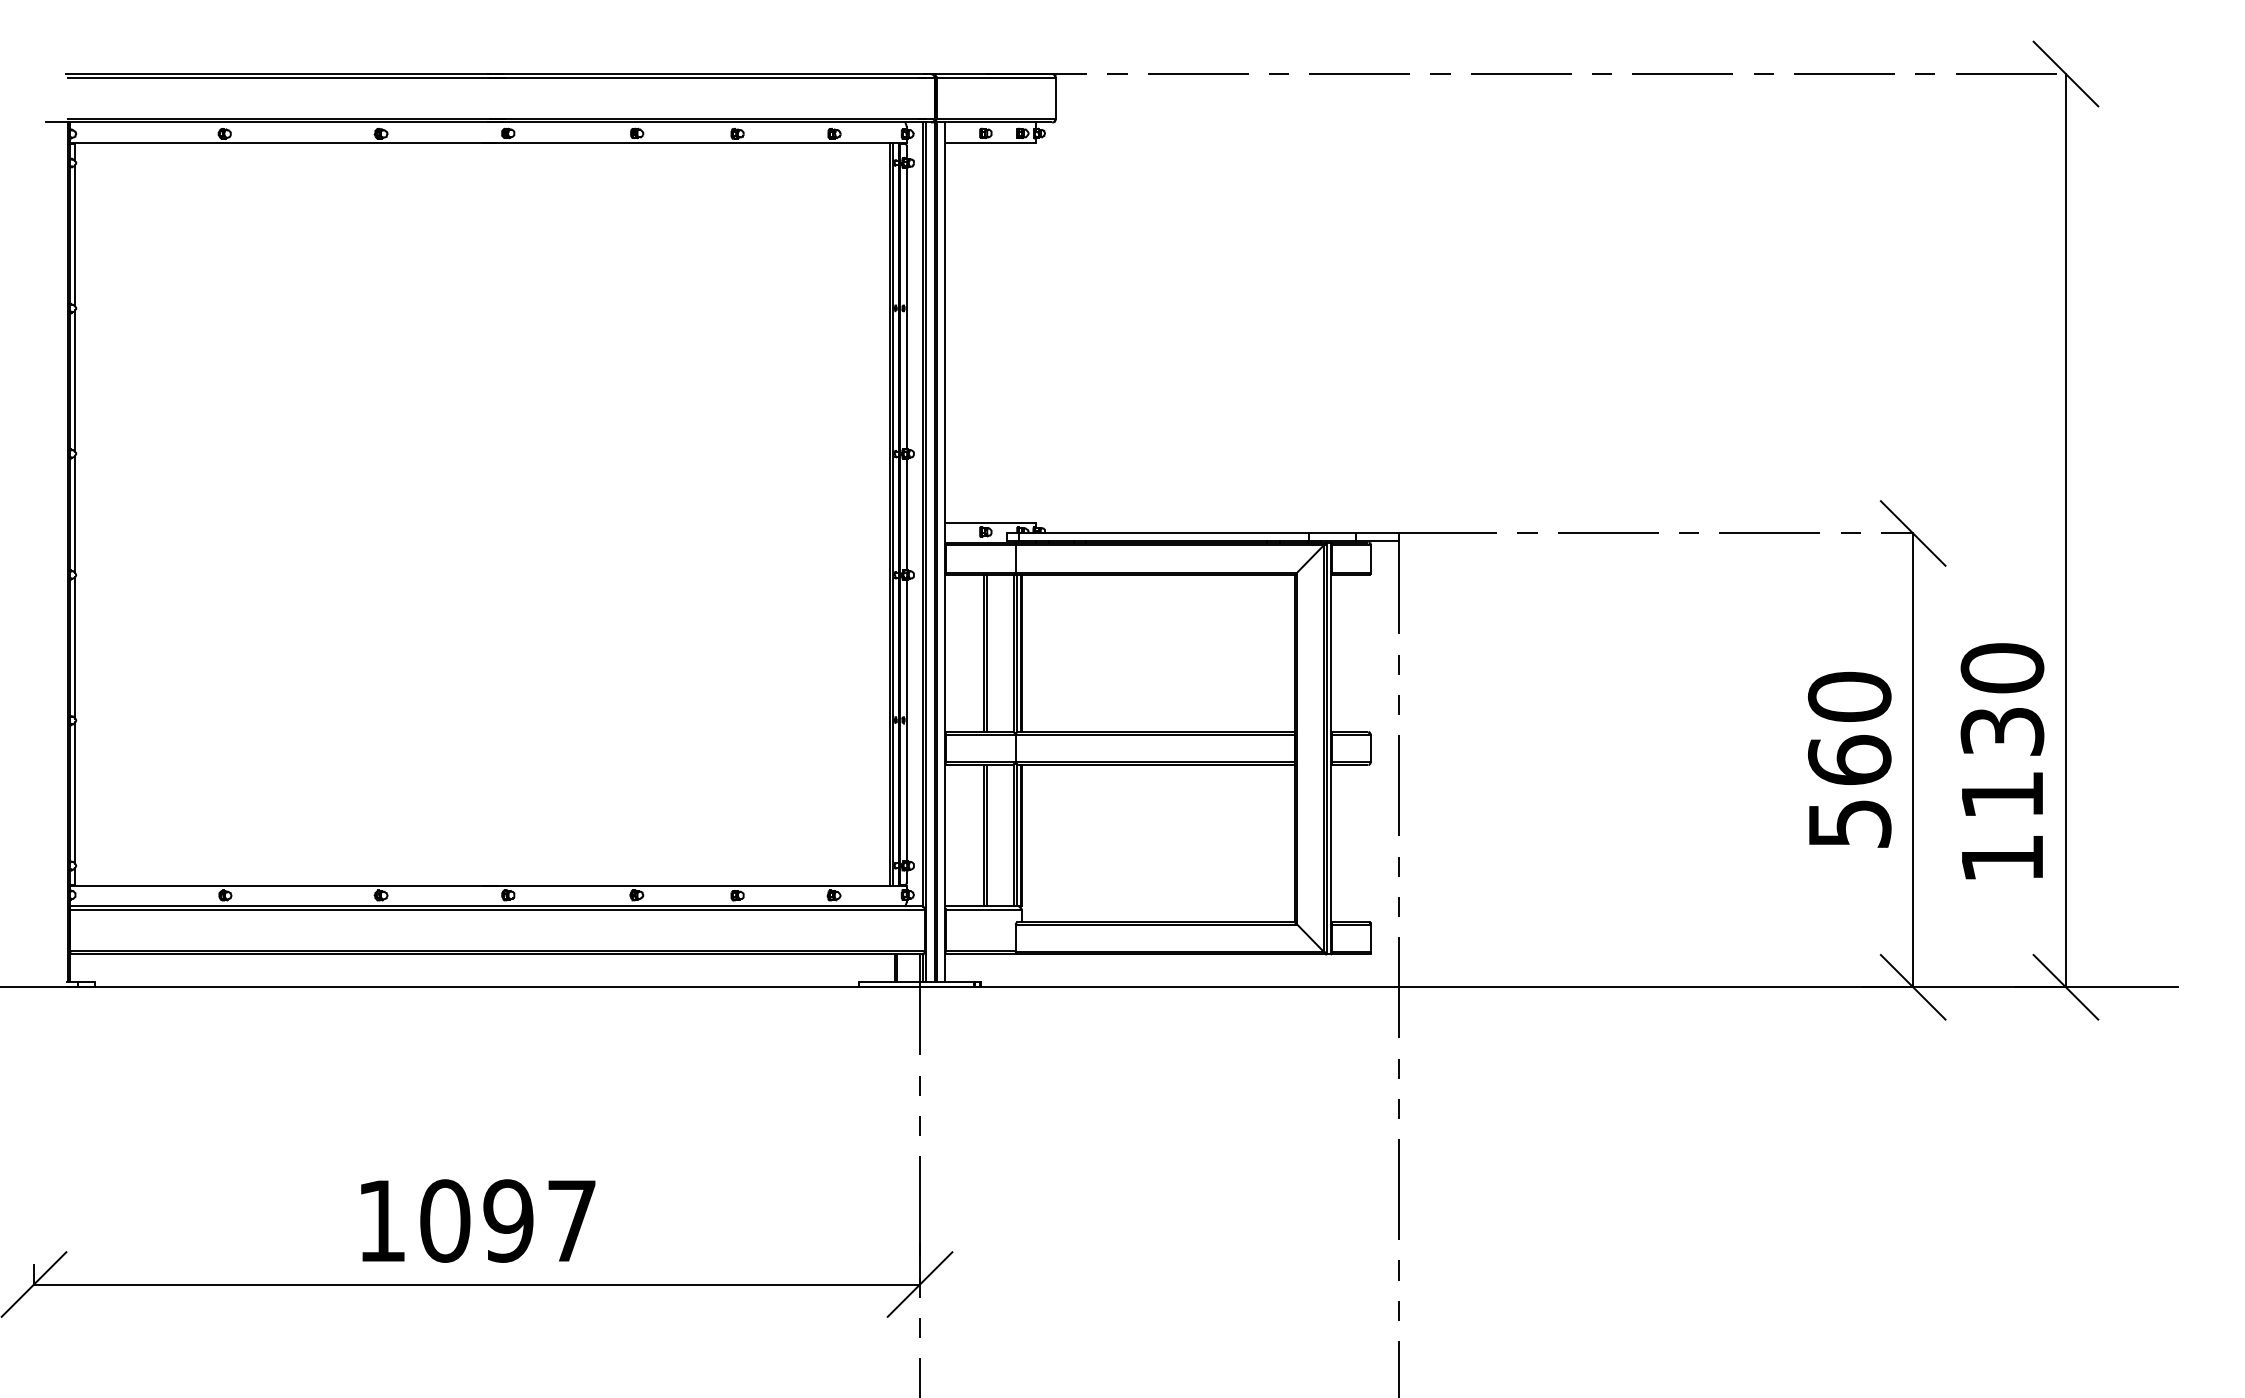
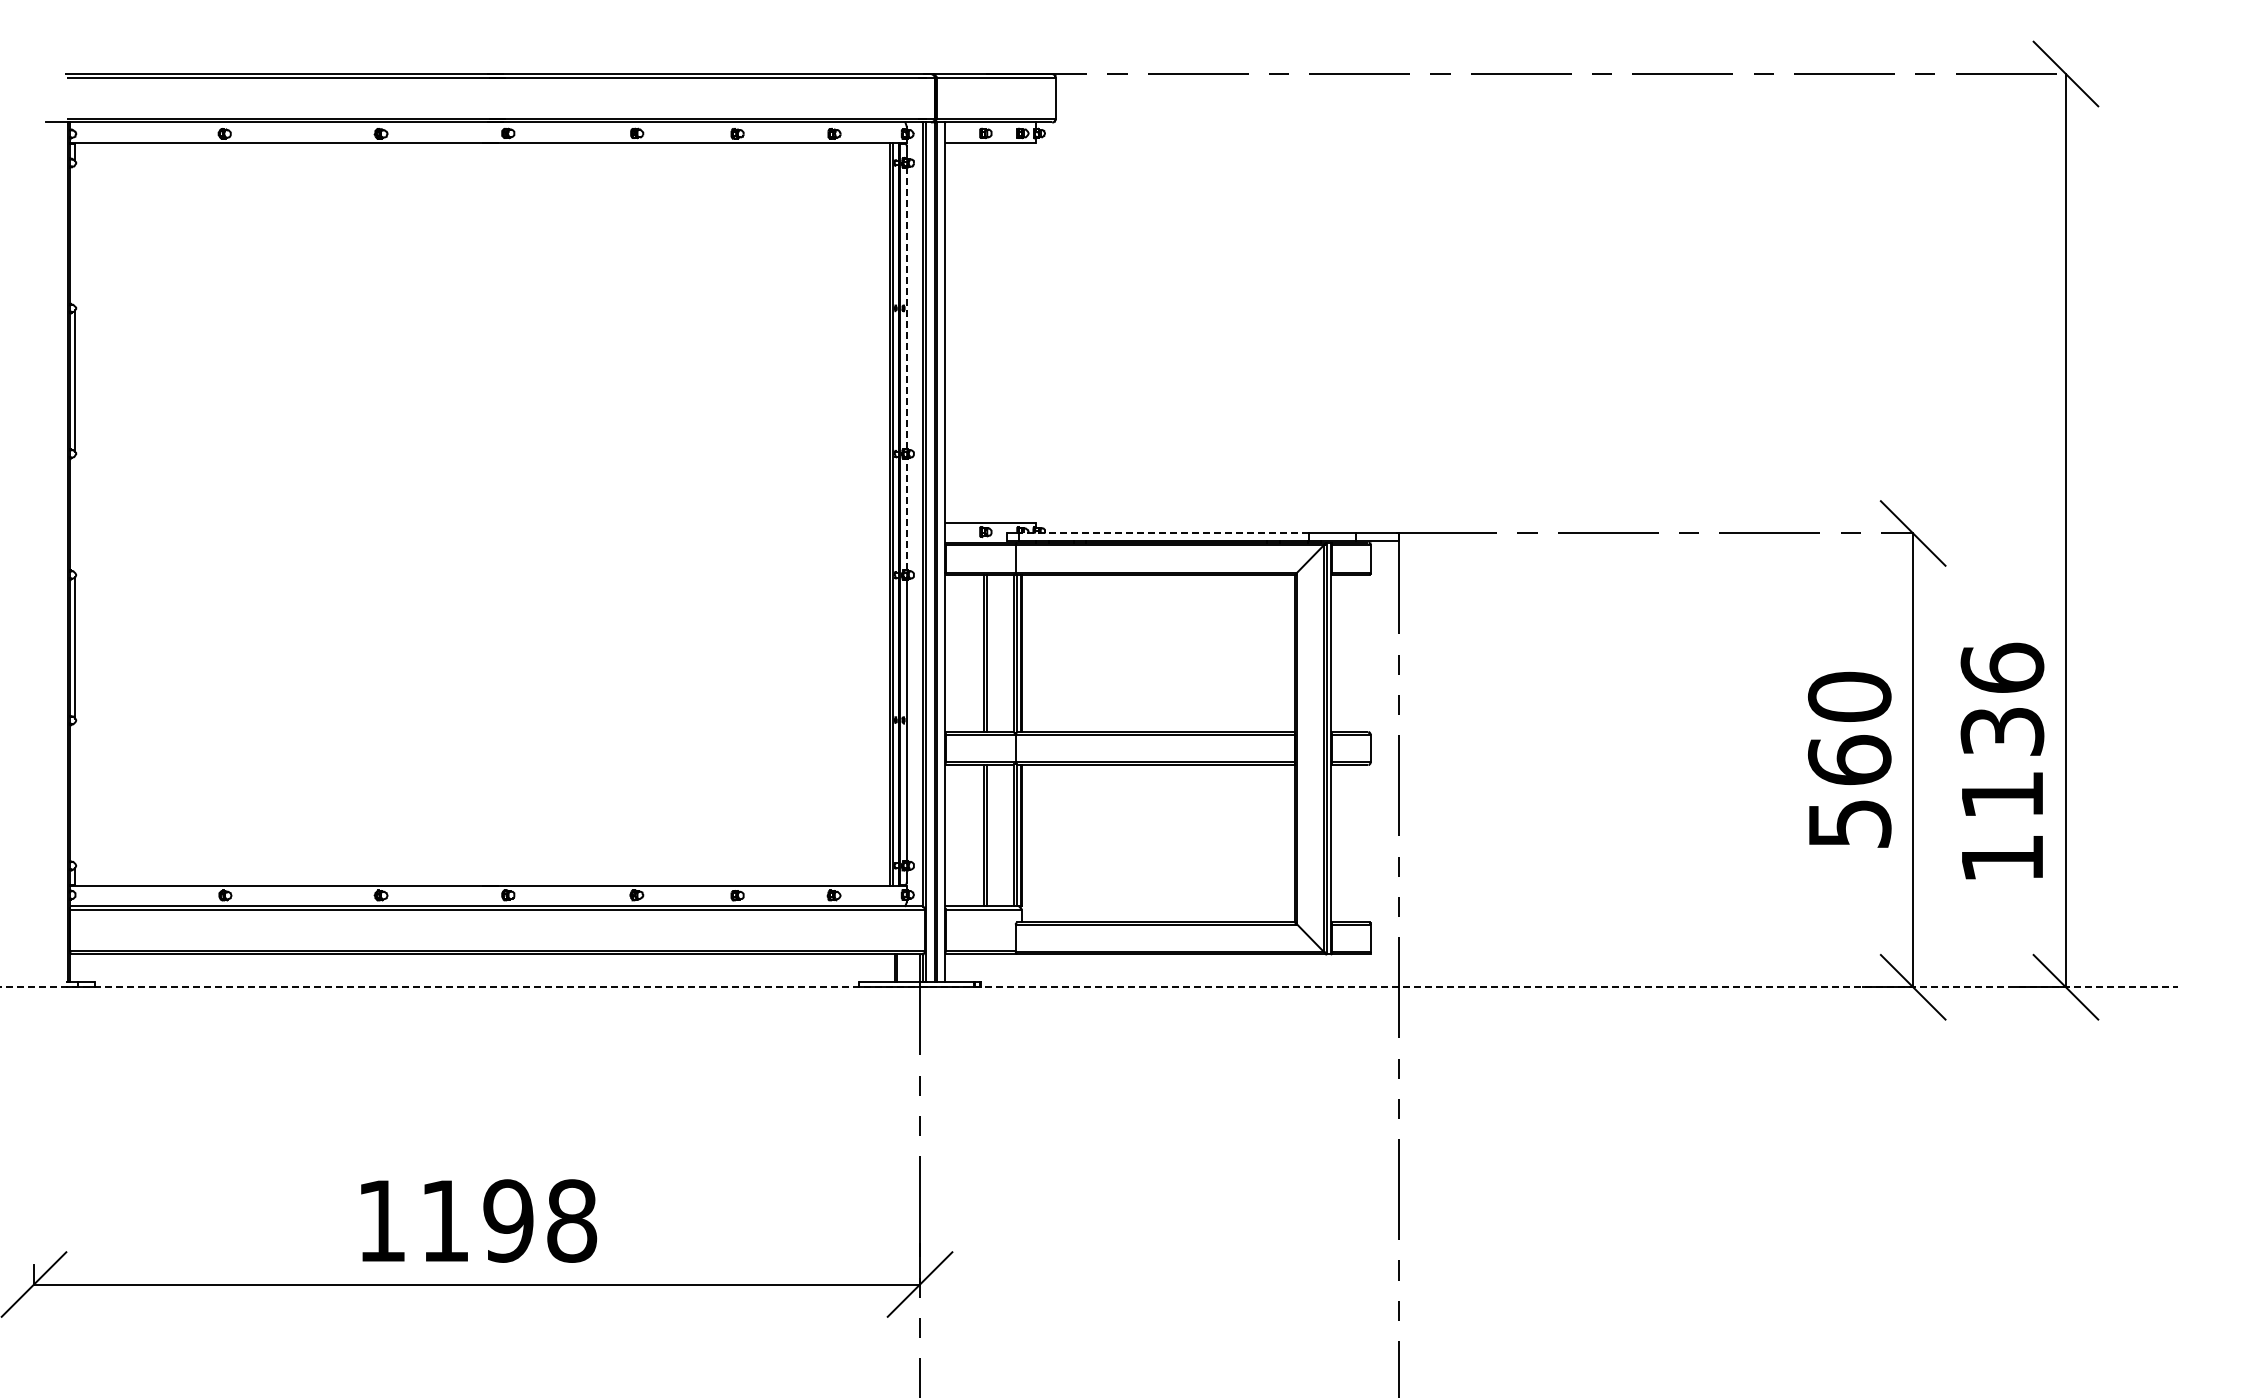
line: present -> none (75, 235)
line: solid -> dashed (906, 307)
line: present -> none (75, 514)
line: solid -> dashed (906, 514)
line: solid -> dashed (1163, 533)
text: 1130 -> 1136 (2002, 667)
line: present -> none (75, 793)
line: solid -> dashed (1089, 987)
text: 1097 -> 1198 (508, 1220)
